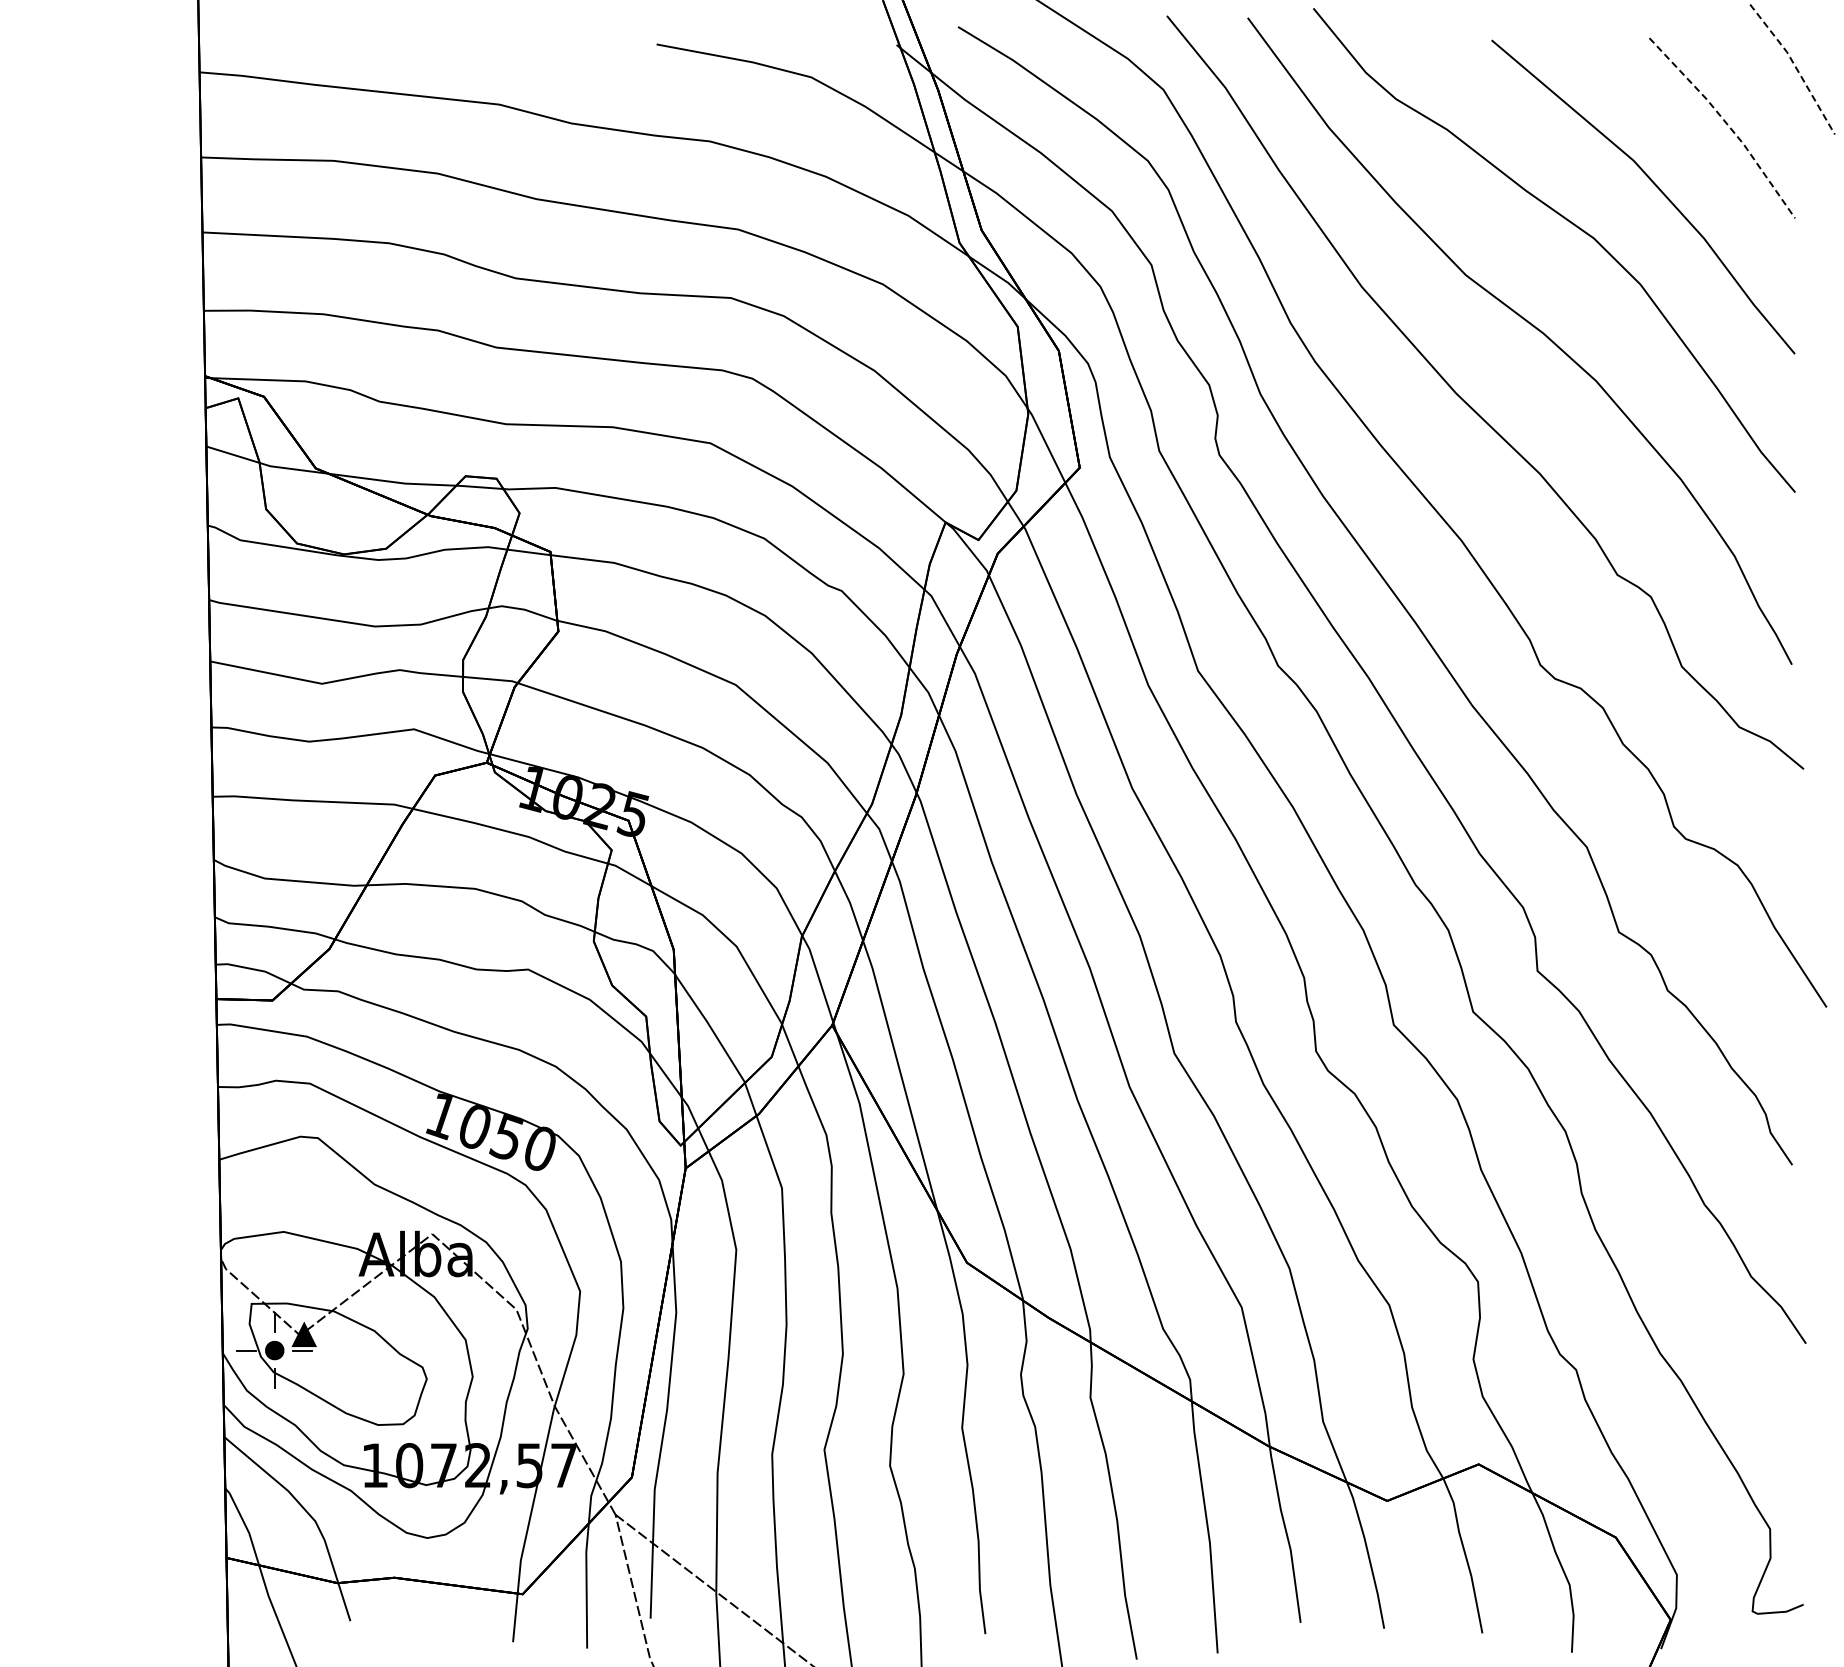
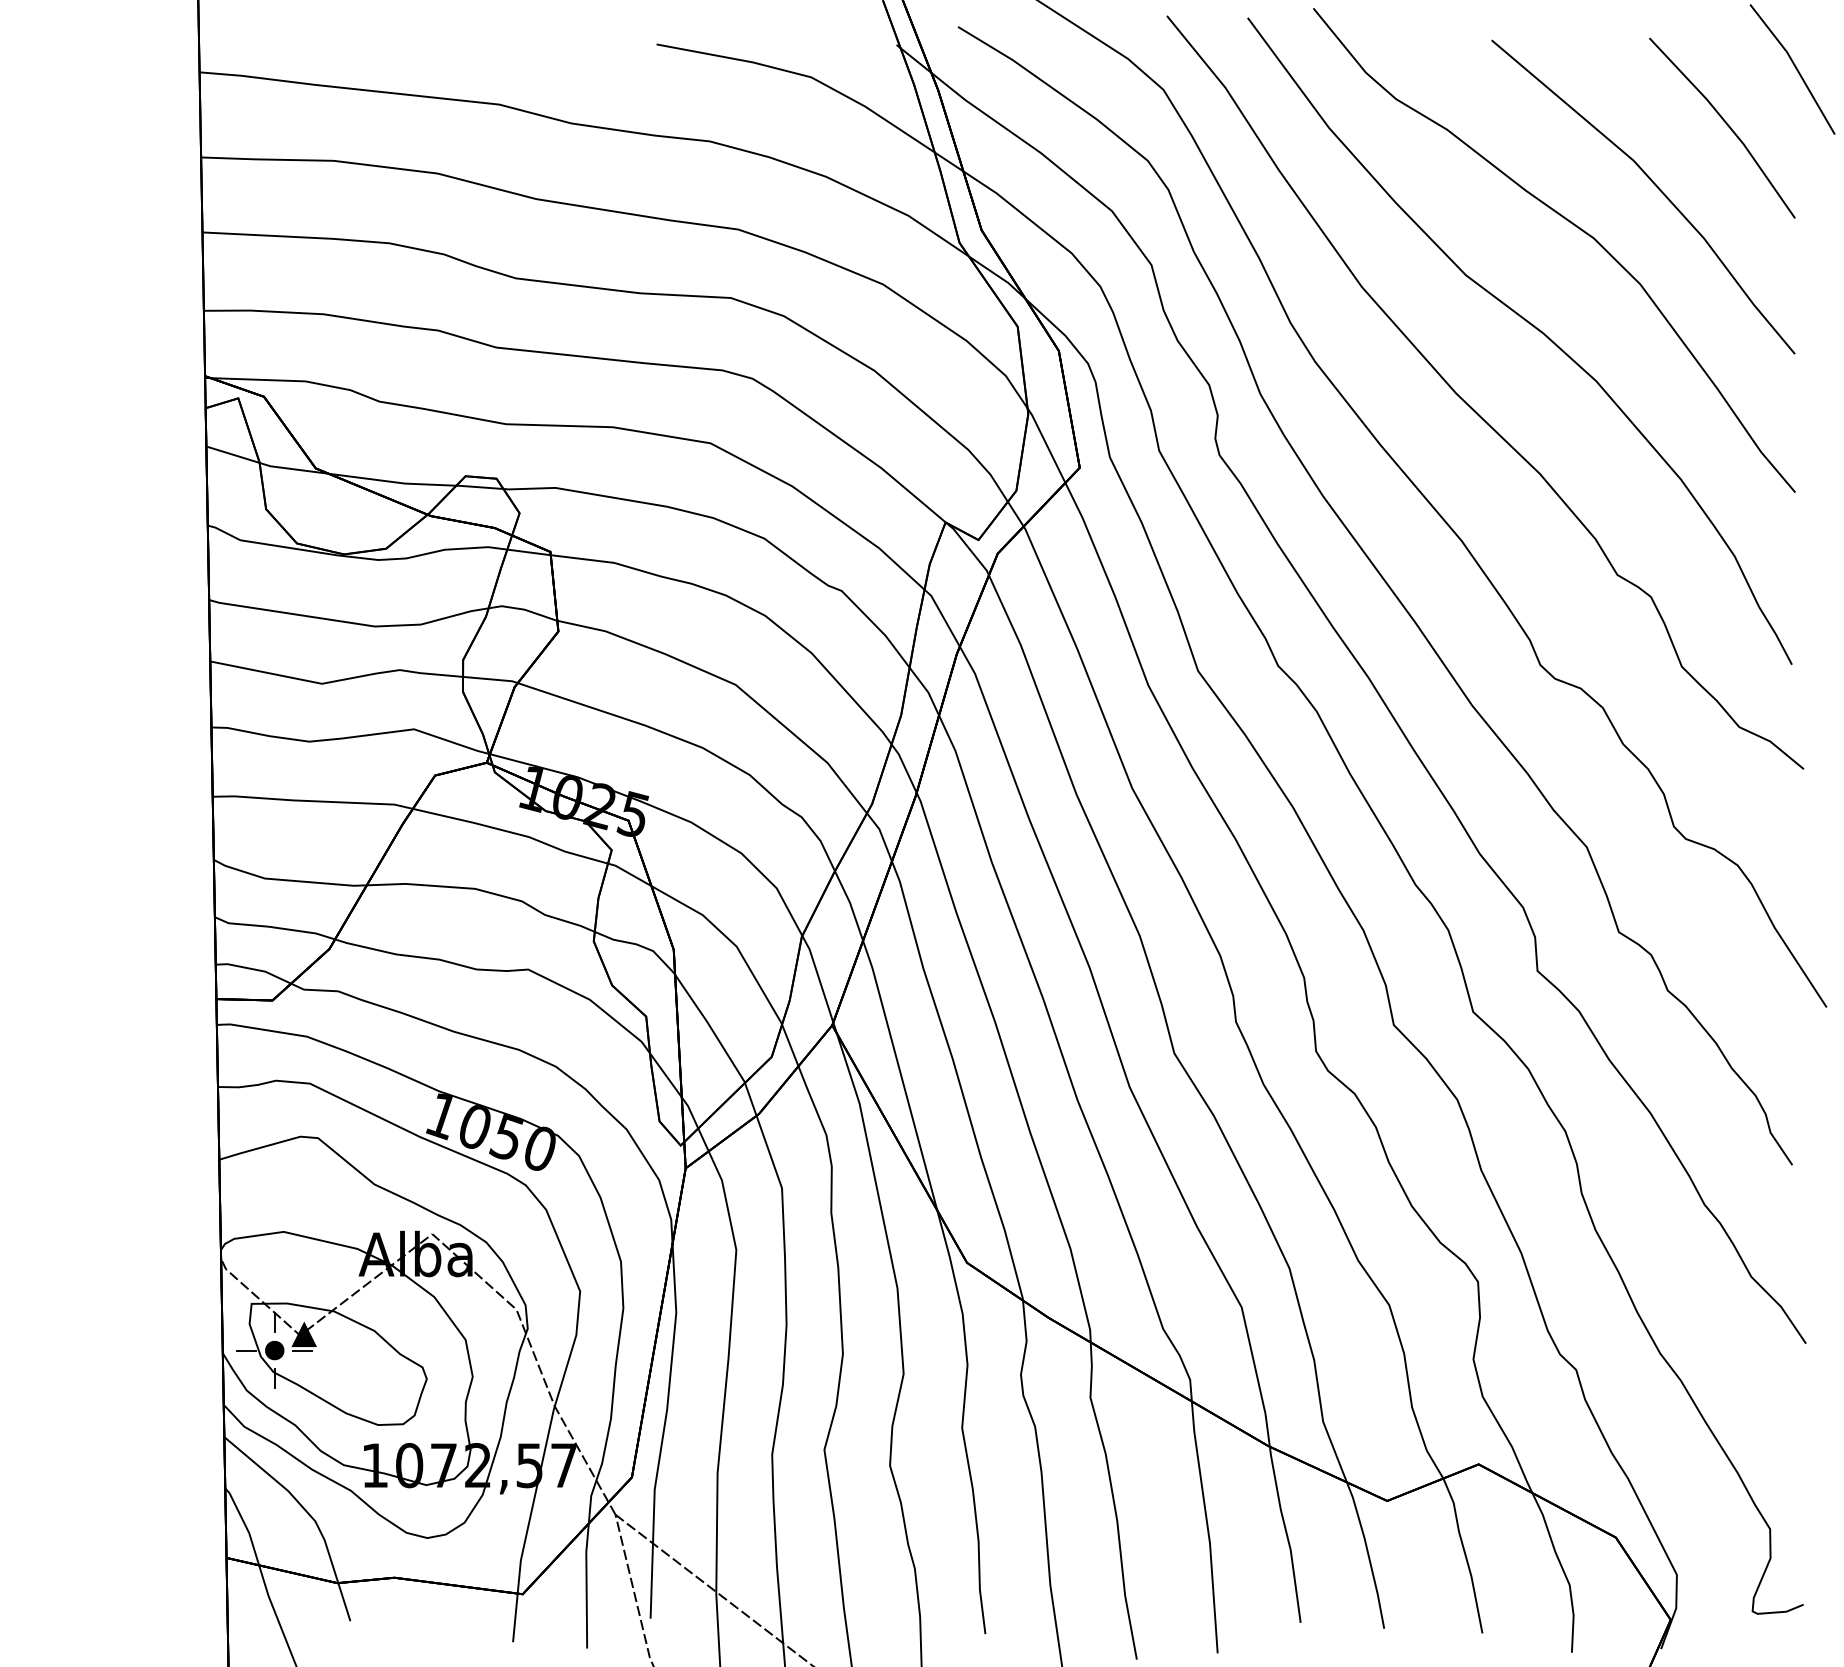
line: dashed -> solid (1795, 66)
line: dashed -> solid (1727, 124)
